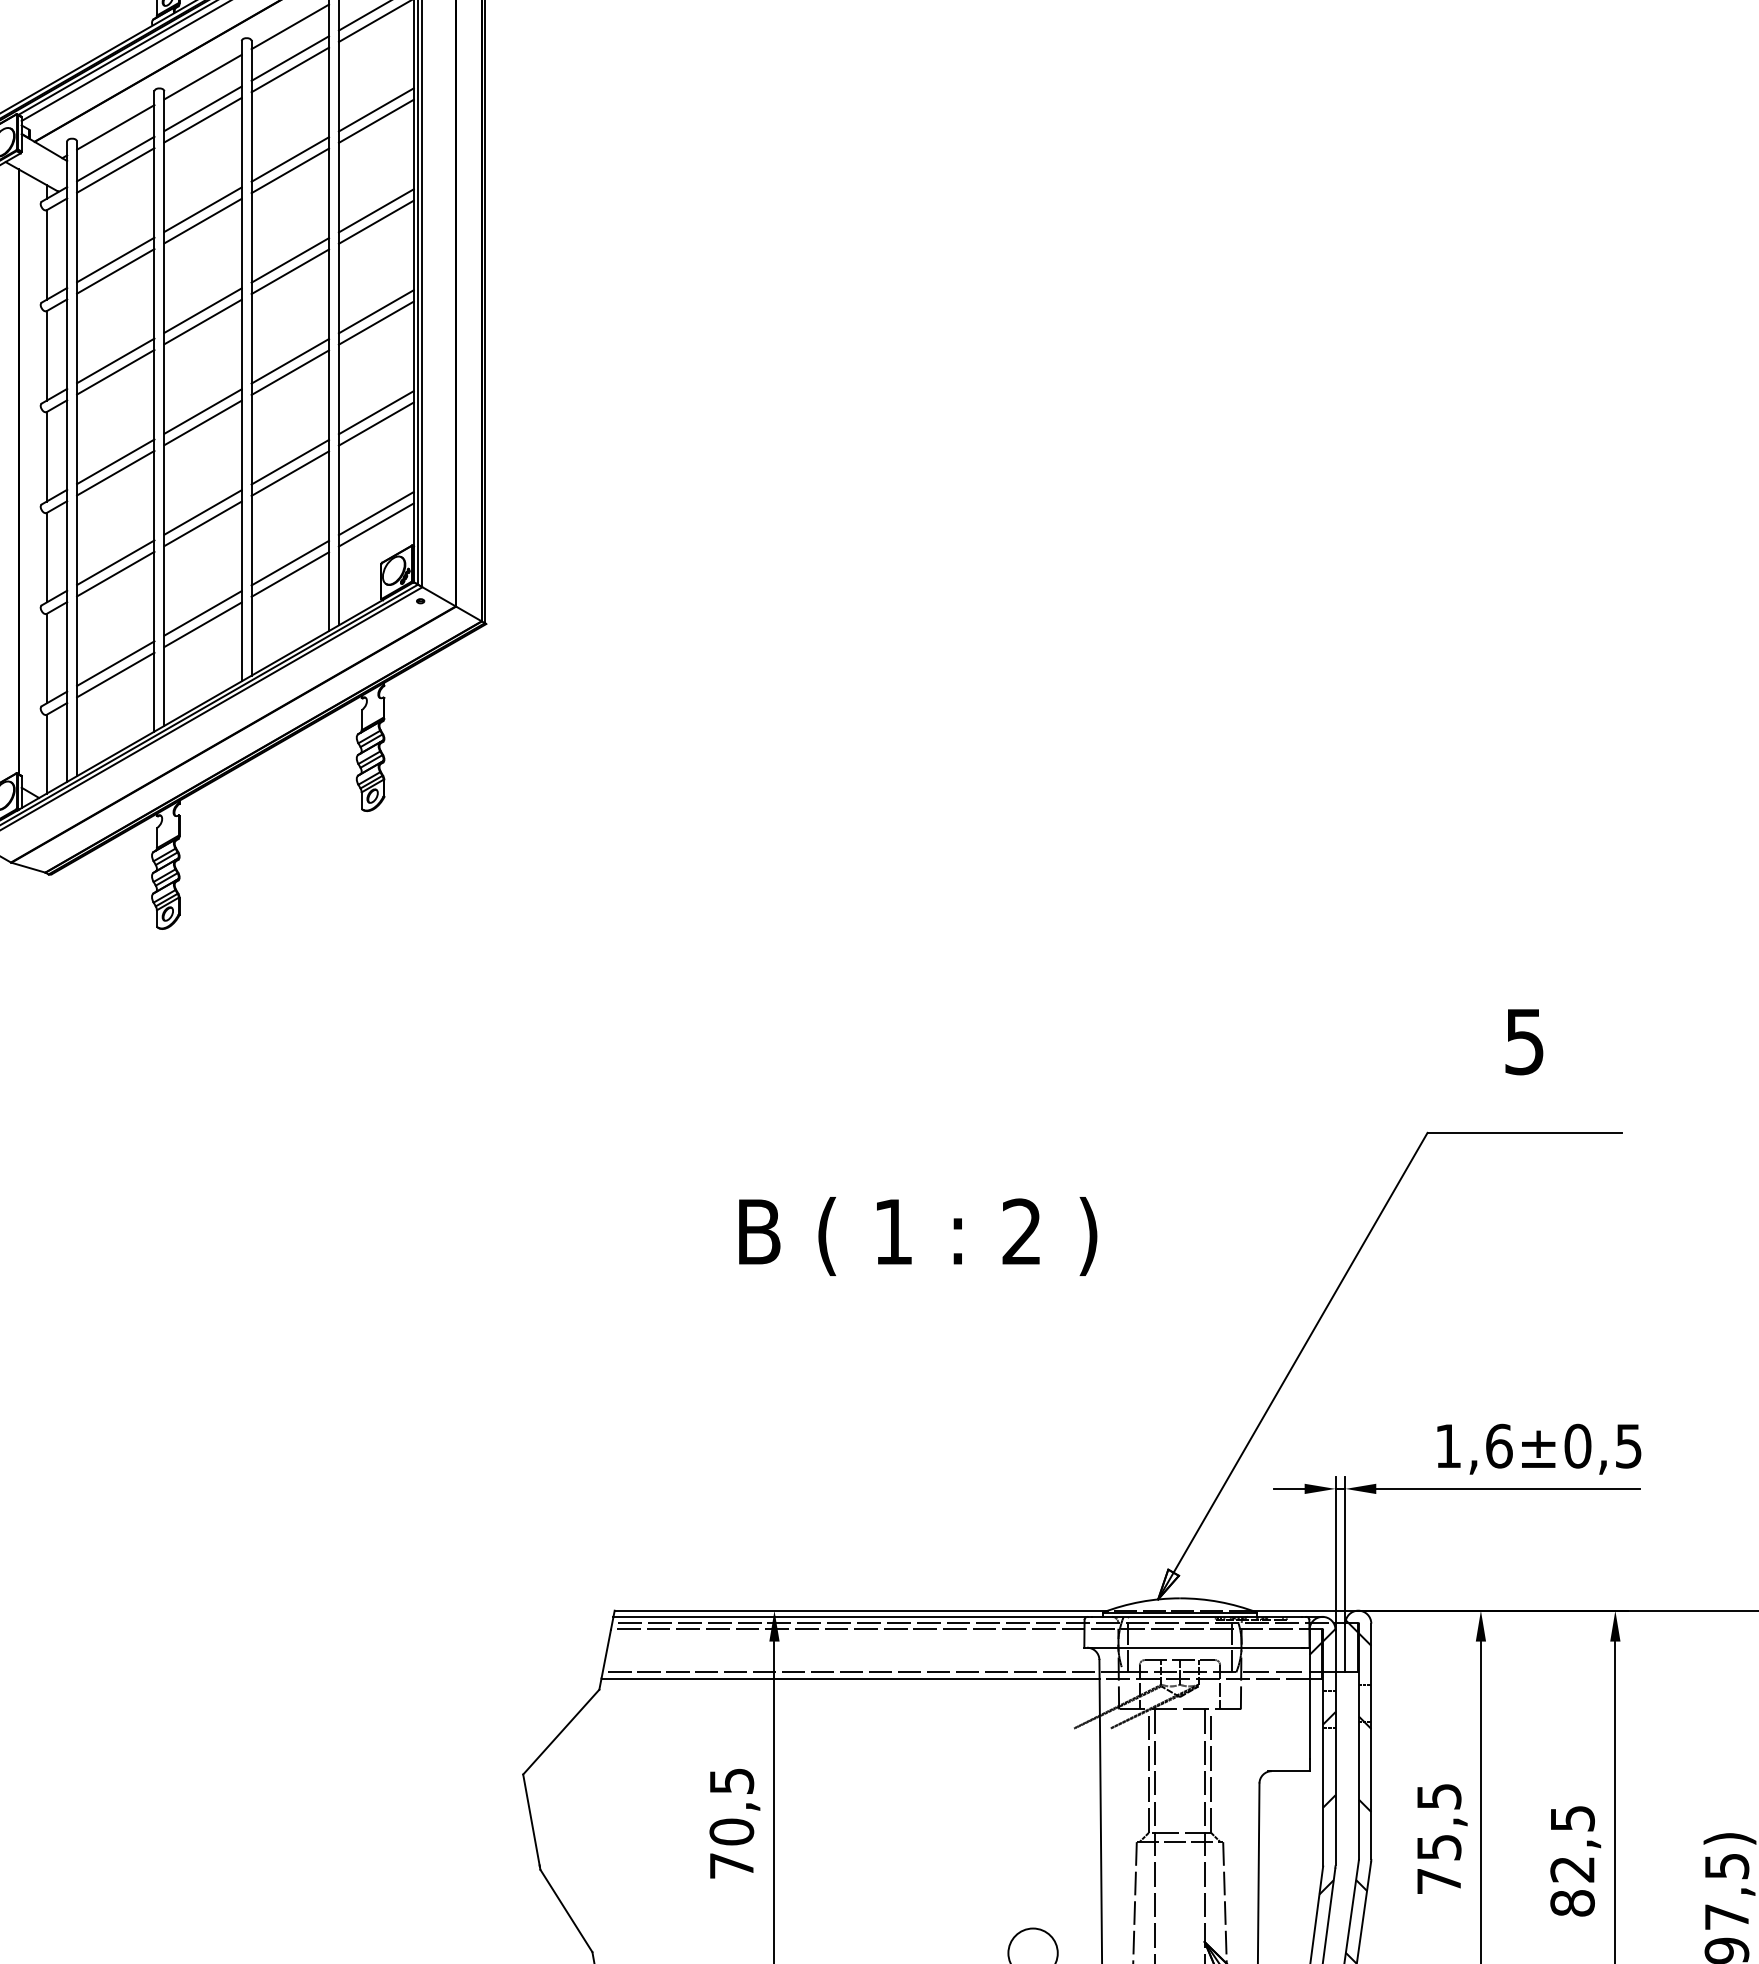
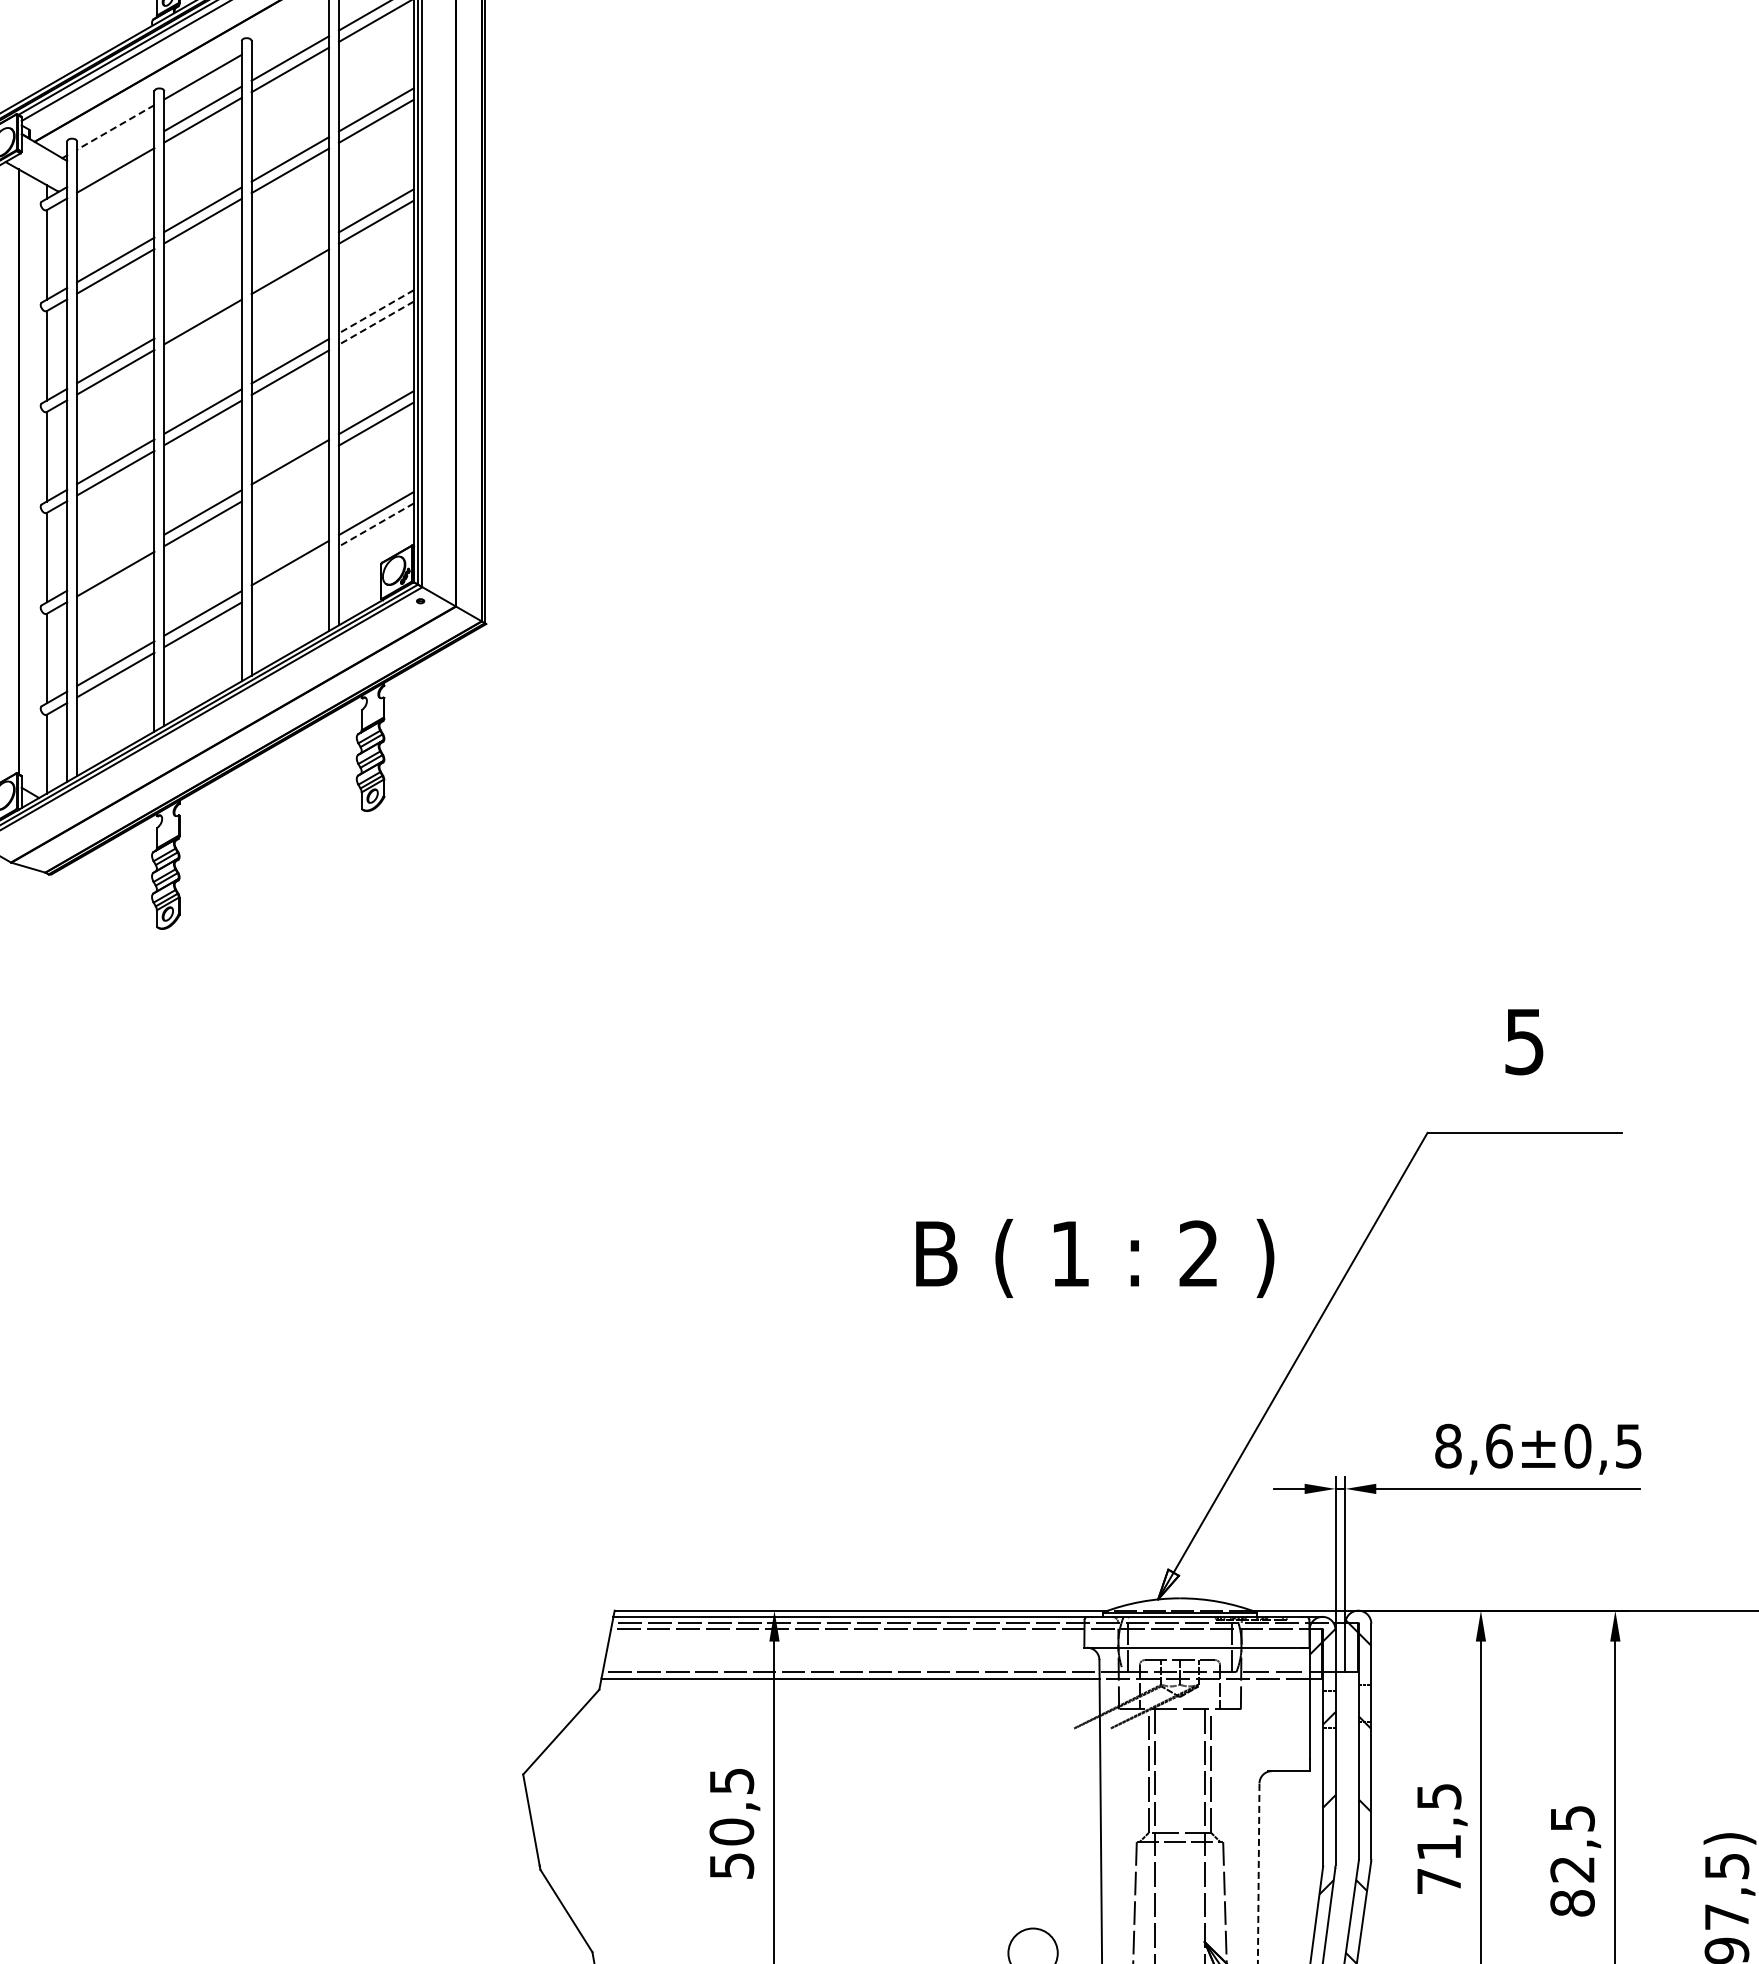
line: present -> none (290, 26)
line: solid -> dashed (115, 127)
line: present -> none (115, 158)
line: present -> none (290, 260)
line: present -> none (202, 310)
line: solid -> dashed (375, 312)
line: solid -> dashed (375, 323)
line: present -> none (290, 473)
line: solid -> dashed (375, 525)
line: present -> none (115, 562)
line: present -> none (290, 574)
text position: (918, 1236) -> (1095, 1258) (1095, 1258)
text: 1,6 -> 8,6 (1448, 1445)
text: 75,5 -> 71,5 (1439, 1847)
text: 70,5 -> 50,5 (732, 1865)
line: solid -> dashed (1258, 1873)
